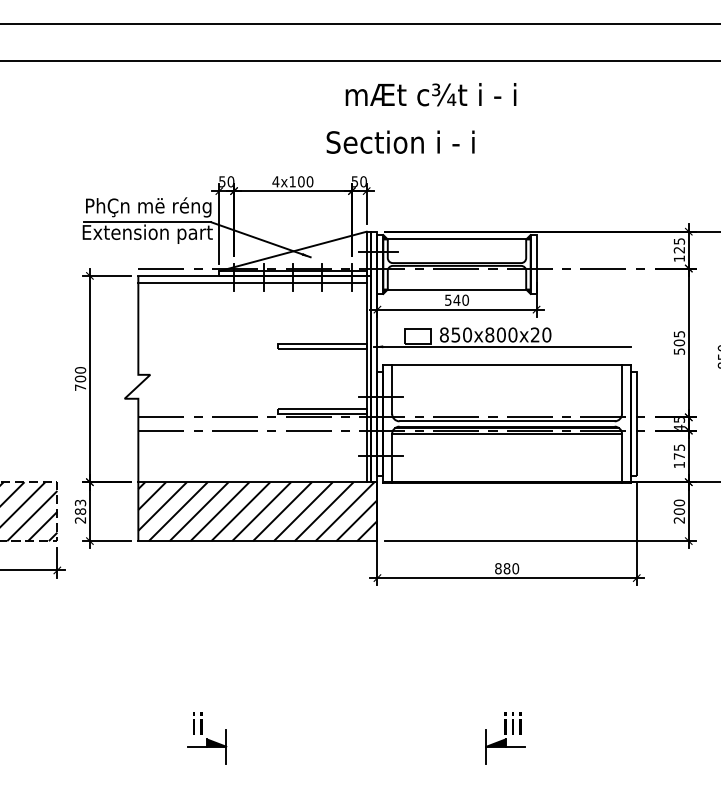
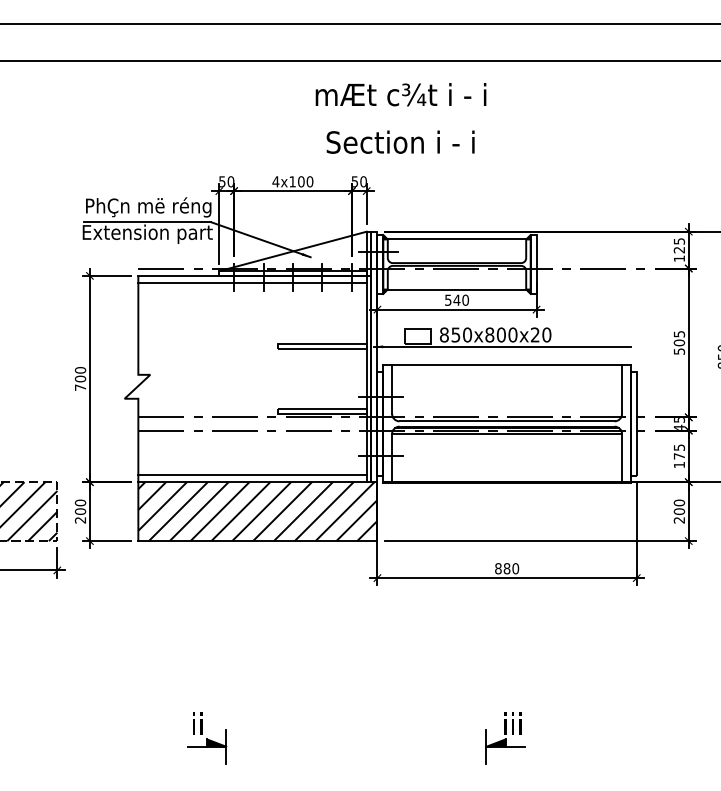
text position: (430, 94) -> (400, 94) (400, 94)
line: none -> present (252, 475)
text: 283 -> 200 (80, 506)
